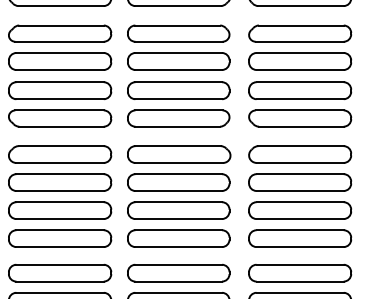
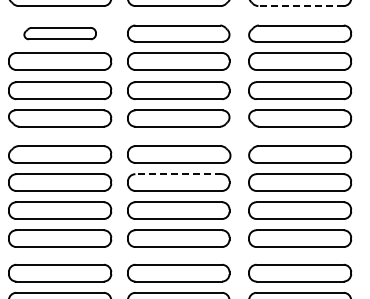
line: solid -> dashed (301, 6)
part size: 105x19 px -> 74x14 px (59, 33)
line: solid -> dashed (178, 174)
